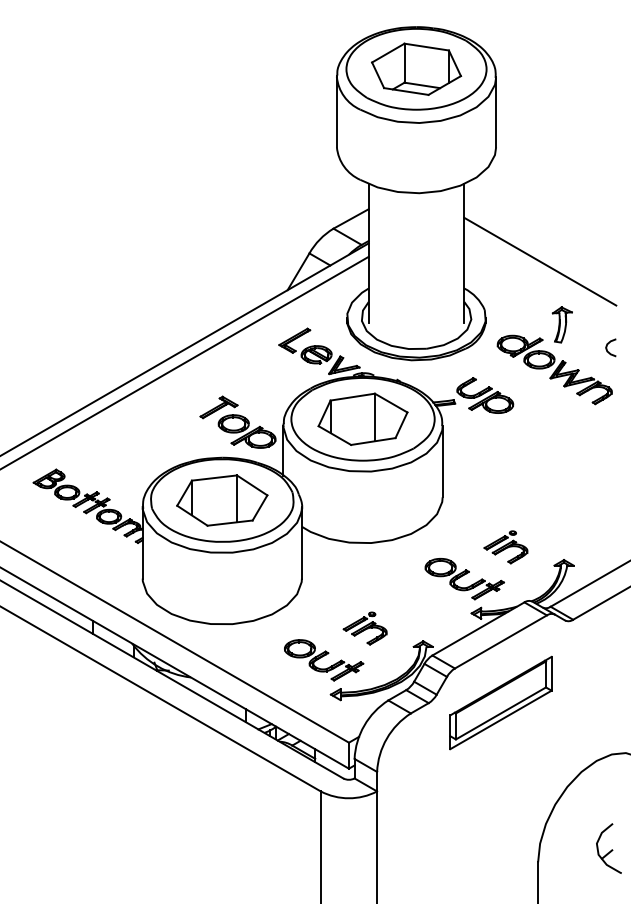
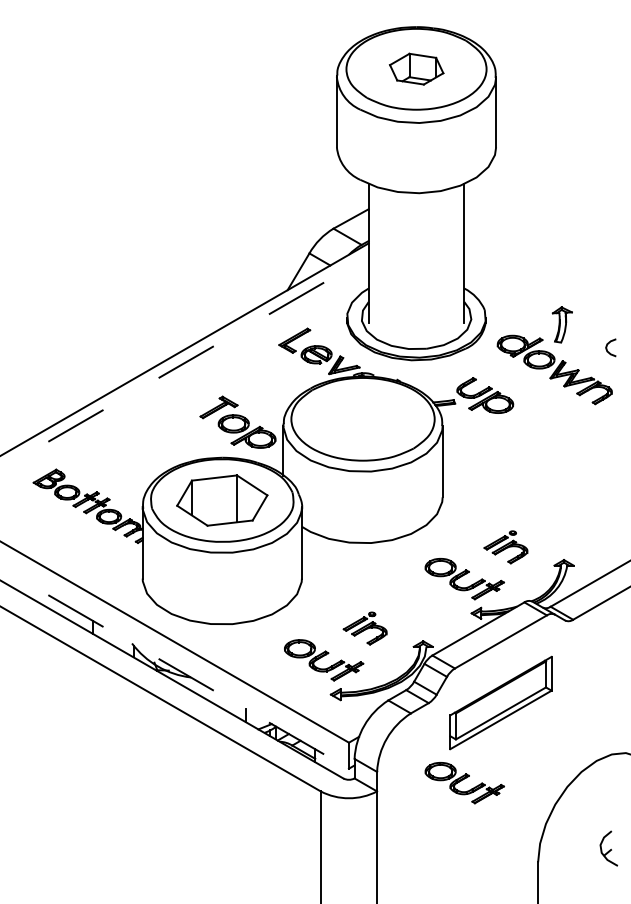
part size: 92x54 px -> 57x34 px (416, 68)
line: present -> none (540, 261)
line: solid -> dashed (184, 363)
part: present -> none (362, 418)
line: solid -> dashed (175, 668)
part: none -> present (464, 783)
part size: 26x51 px -> 19x37 px (608, 848)
